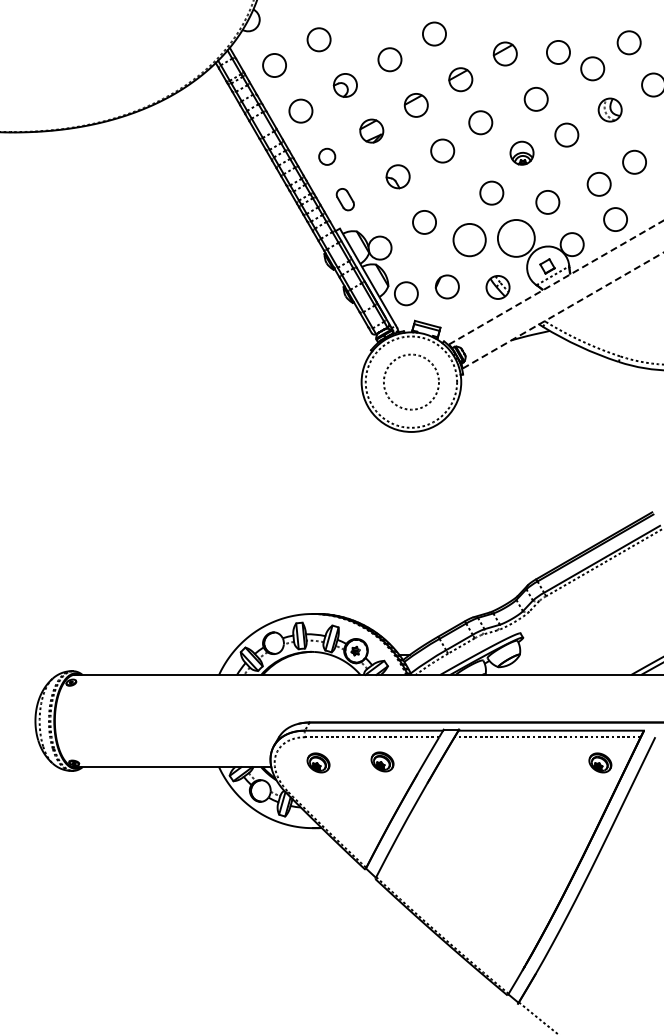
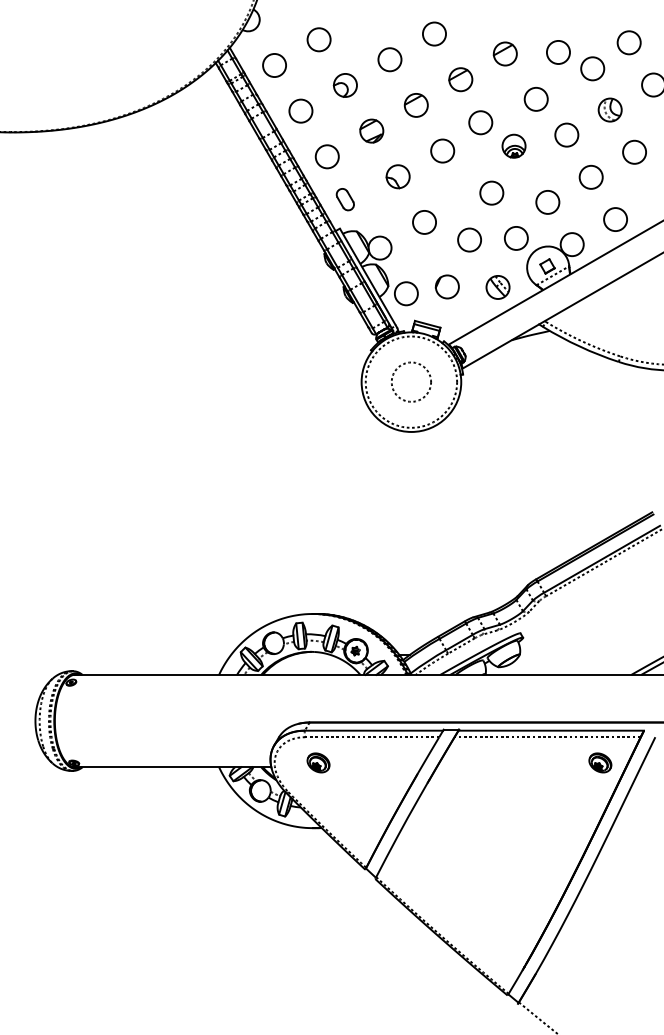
part position: (521, 152) -> (513, 145) (513, 145)
circle size: 19x19 px -> 26x26 px (326, 156)
circle position: (634, 161) -> (634, 151) (634, 151)
circle position: (598, 183) -> (590, 176) (590, 176)
circle diameter: 37 px -> 23 px (515, 237)
circle size: 35x35 px -> 25x26 px (469, 239)
line: dashed -> solid (556, 282)
line: dashed -> solid (563, 310)
circle diameter: 55 px -> 39 px (411, 381)
part: present -> none (382, 761)
